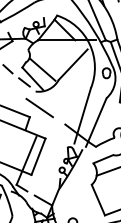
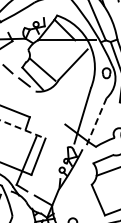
line: present -> none (39, 107)
line: solid -> dashed (96, 122)
line: solid -> dashed (23, 129)
